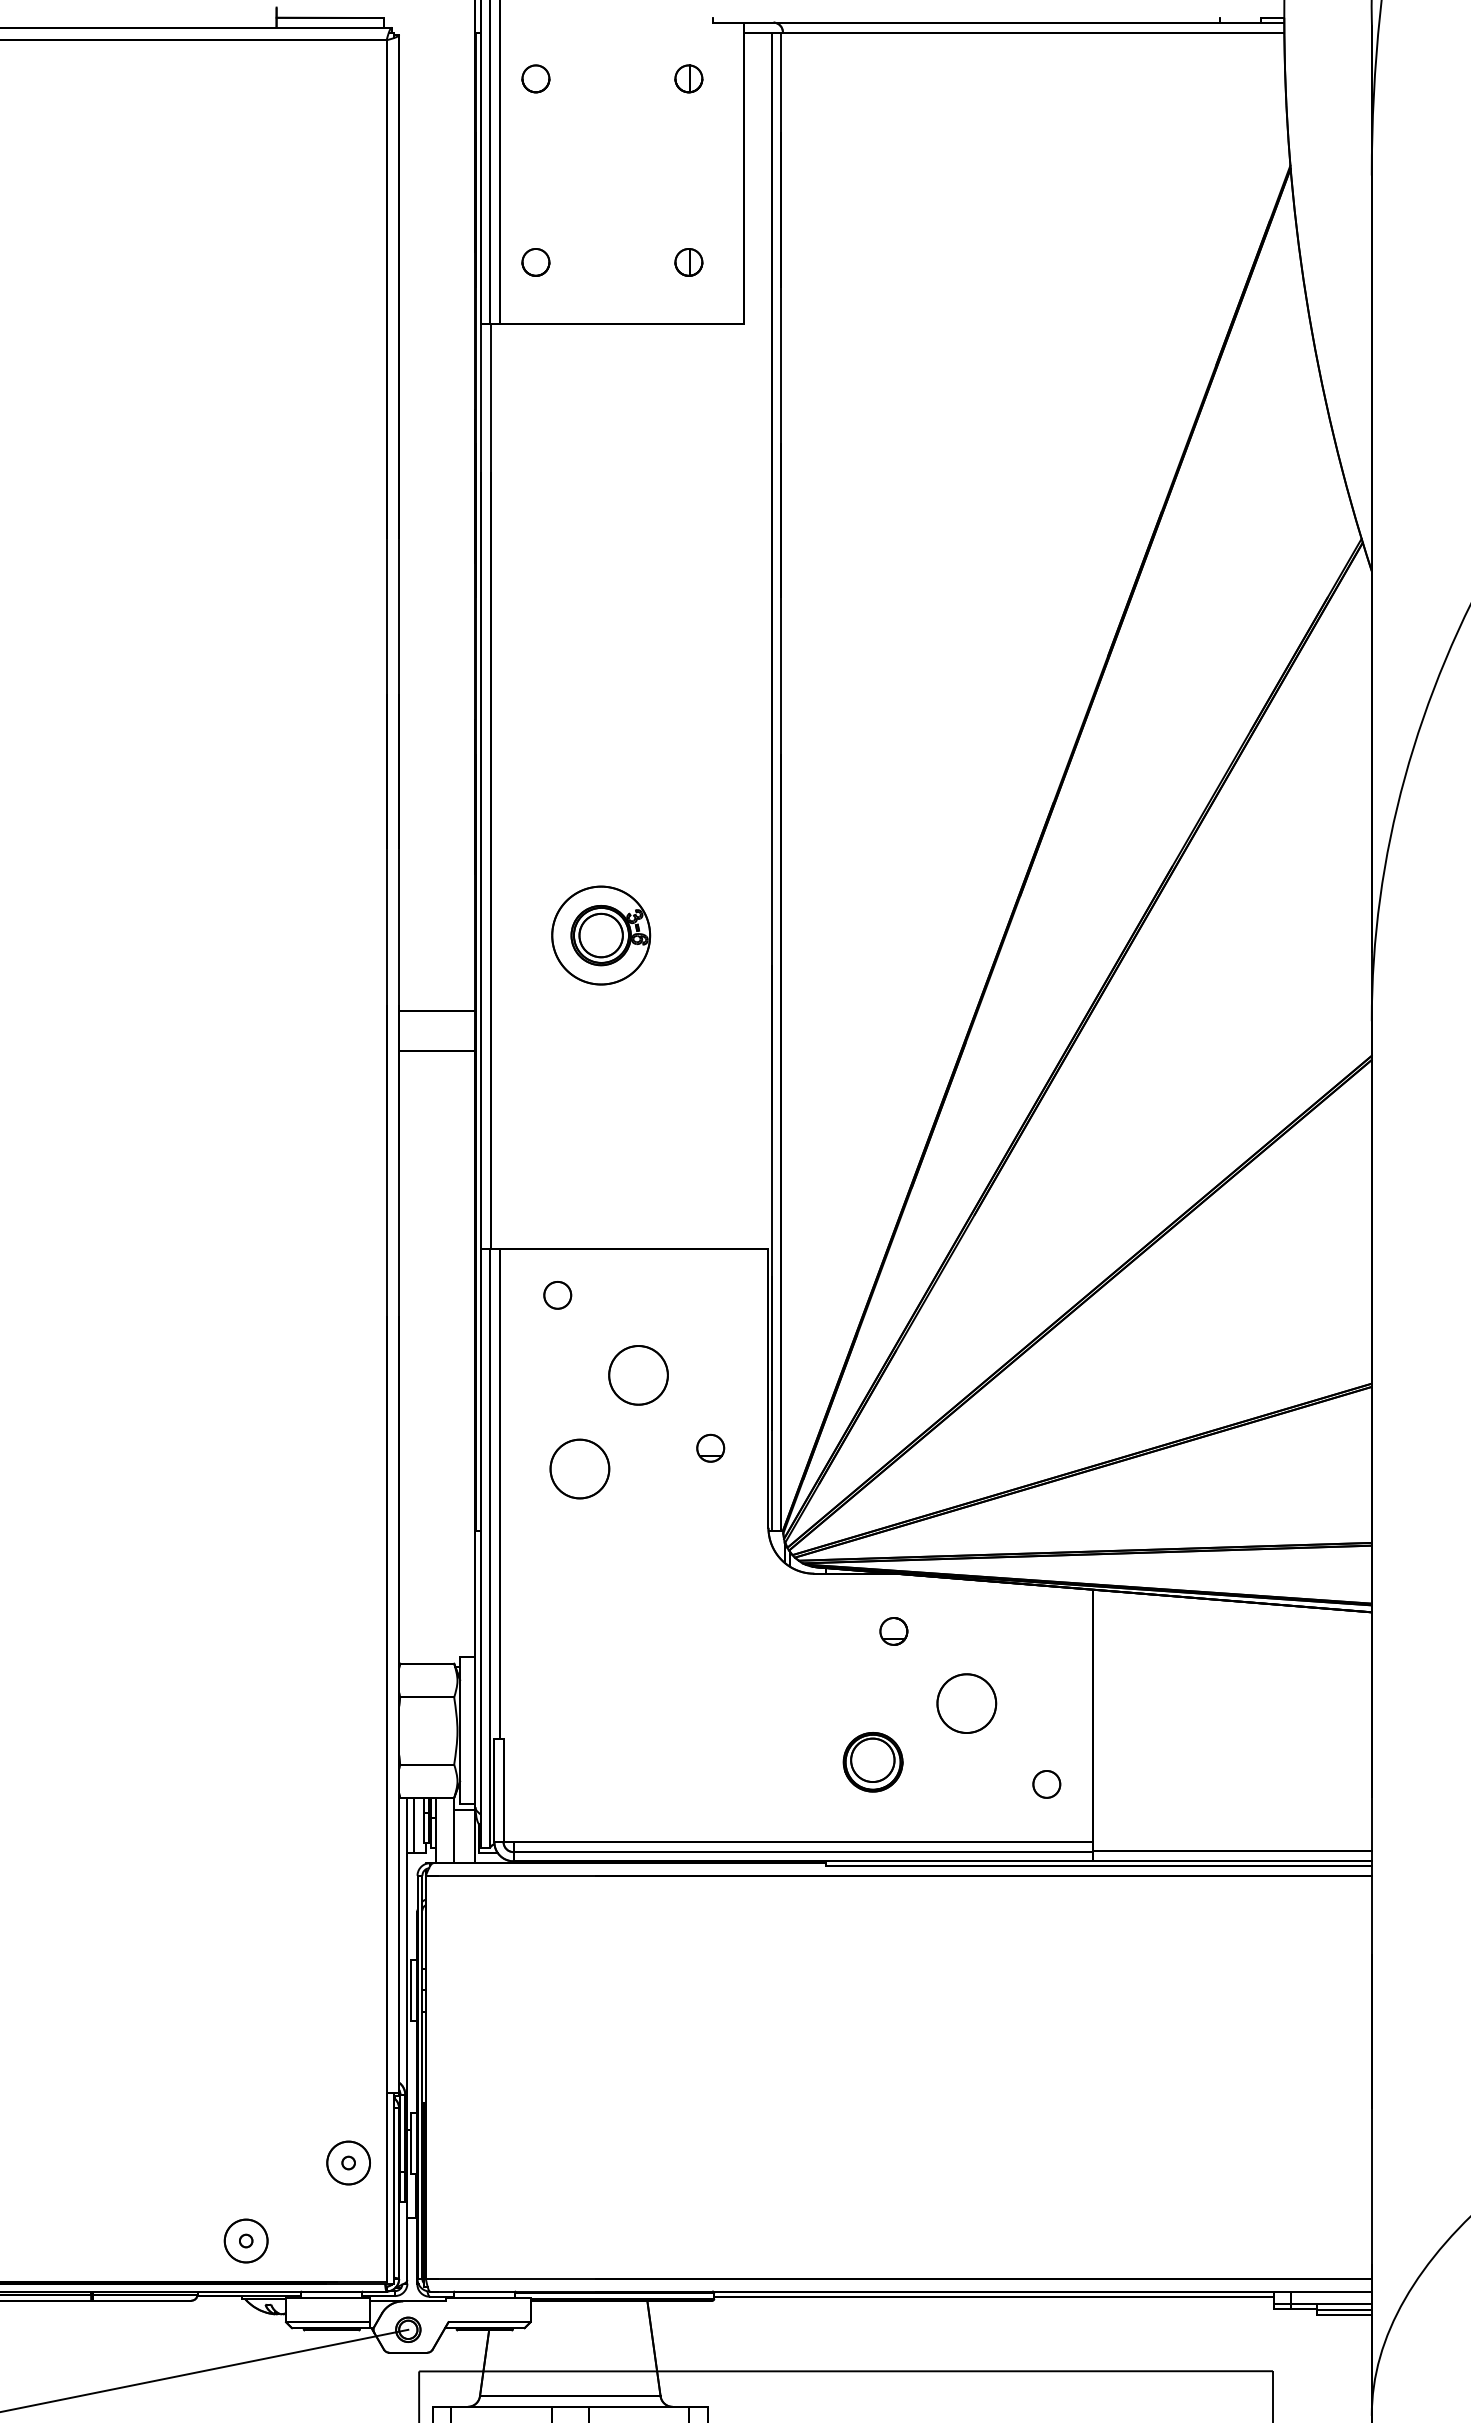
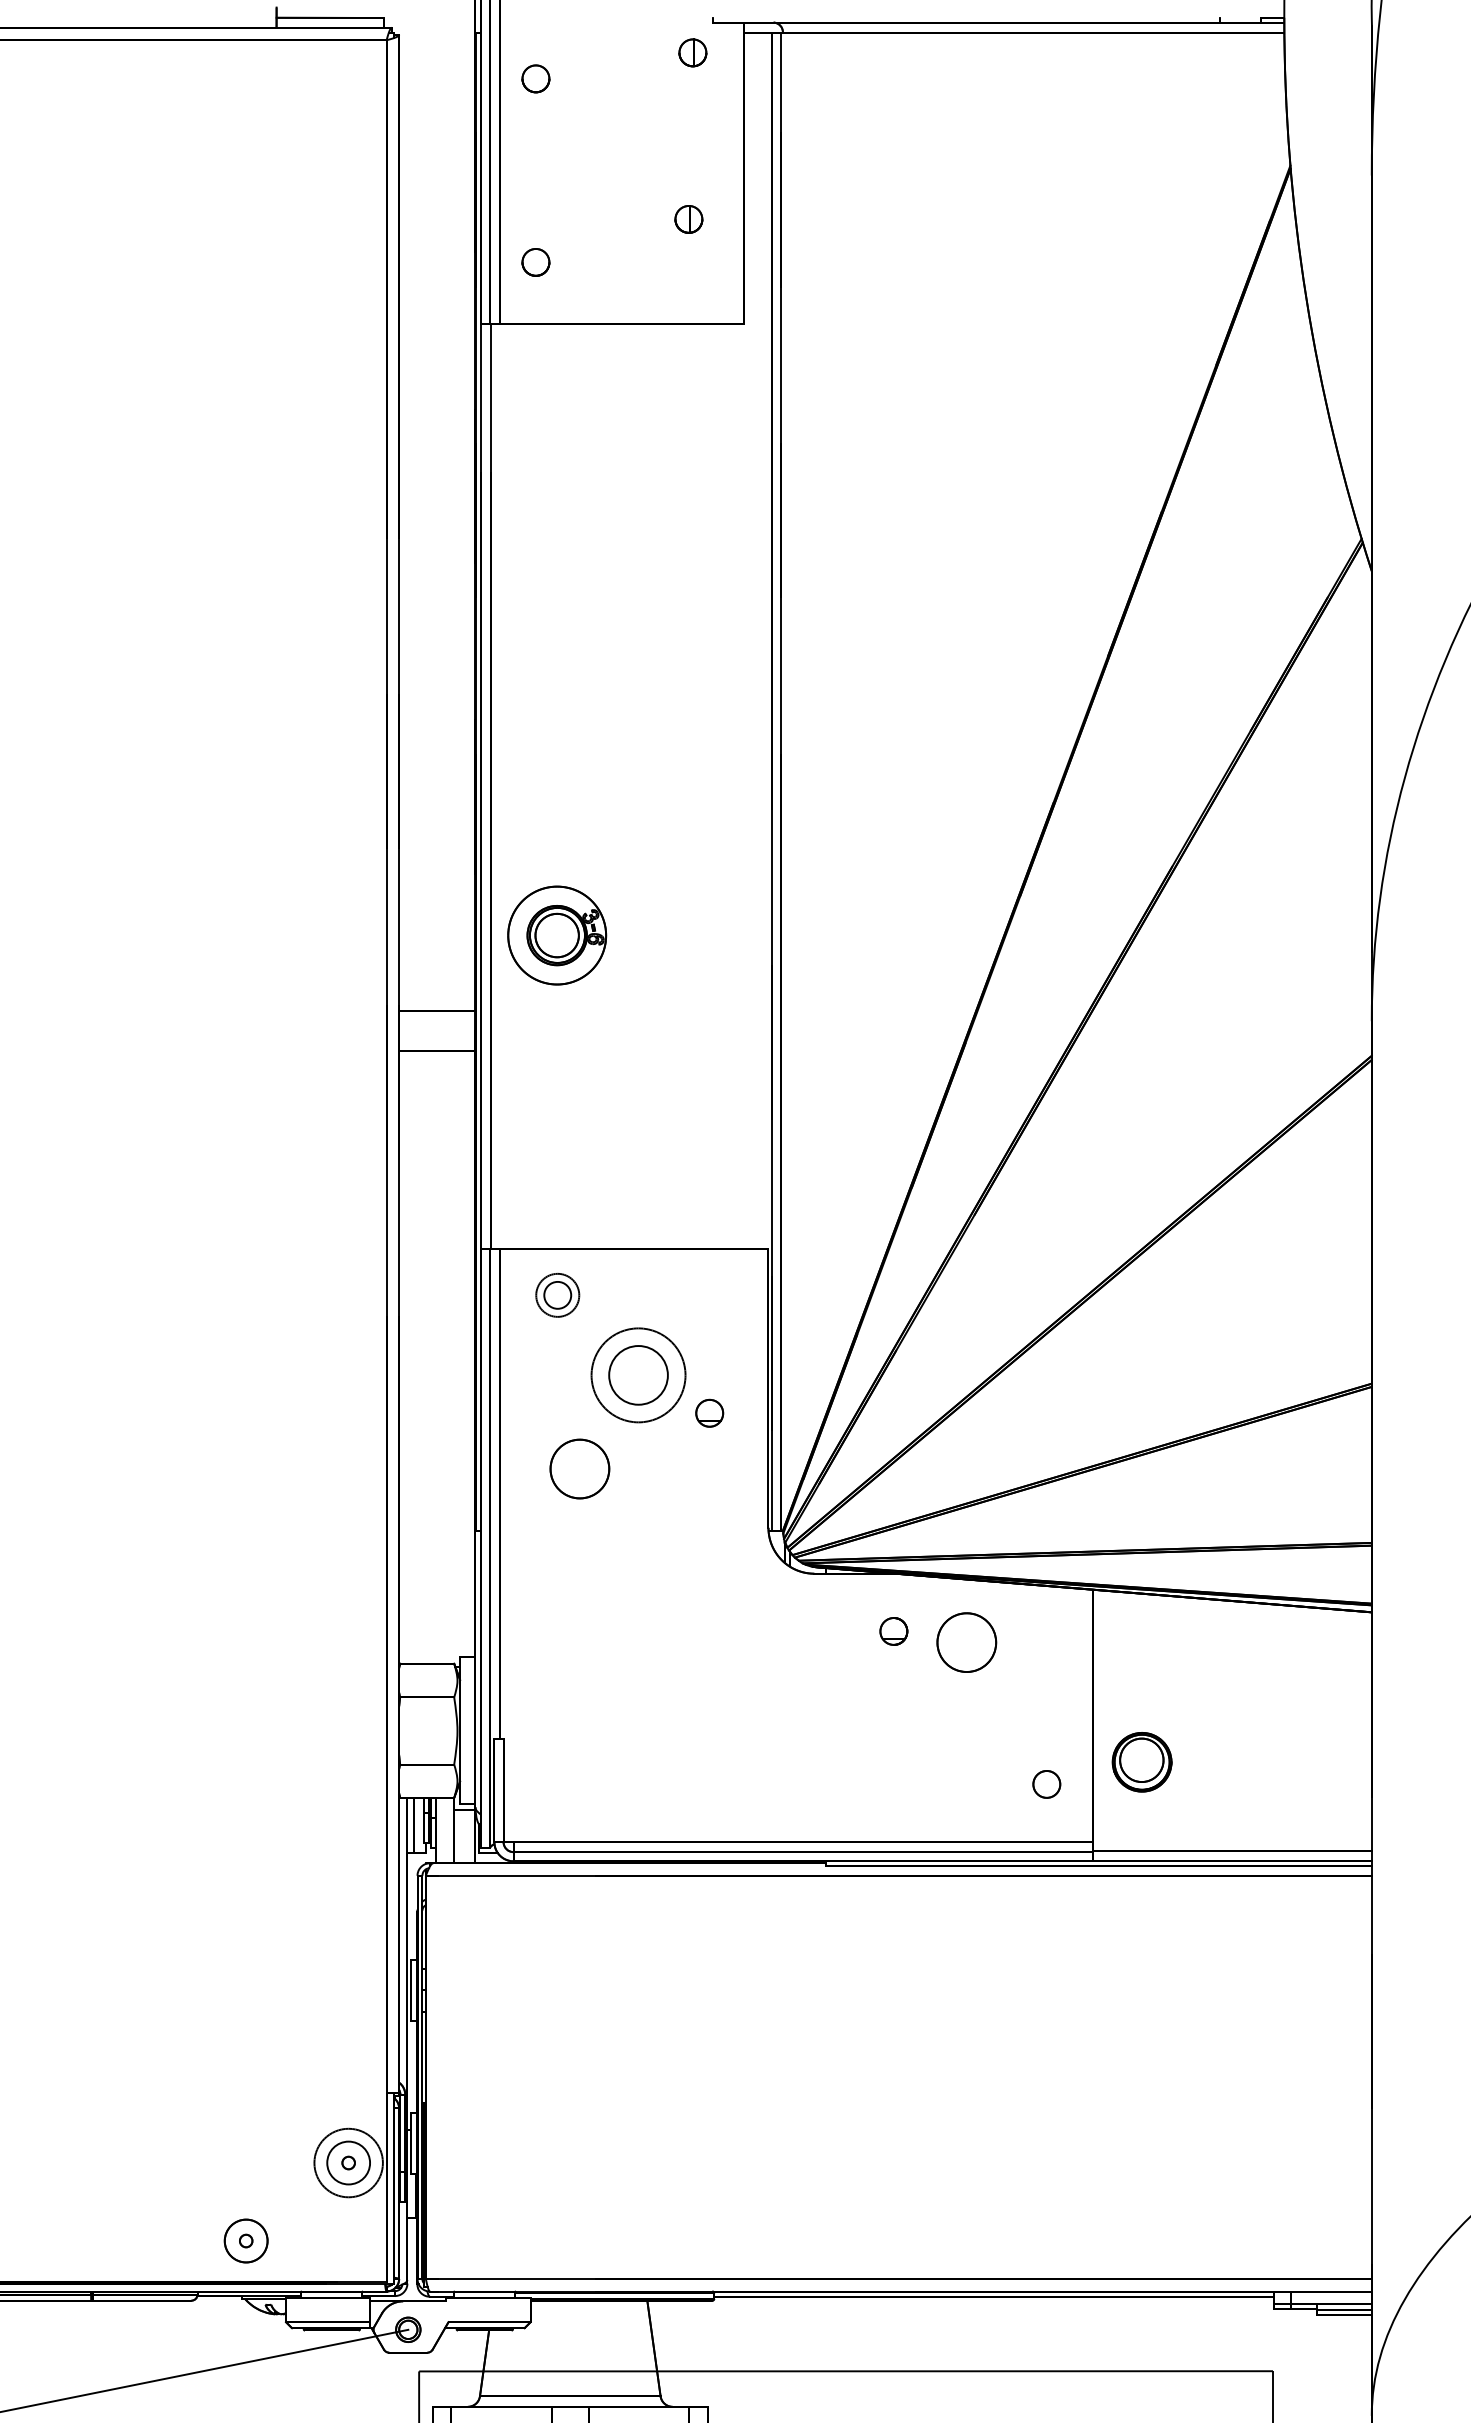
part position: (688, 78) -> (692, 52) (692, 52)
part position: (688, 262) -> (688, 219) (688, 219)
part position: (601, 935) -> (557, 935) (557, 935)
circle diameter: 27 px -> 43 px (557, 1294)
circle diameter: 59 px -> 94 px (638, 1375)
part position: (710, 1447) -> (709, 1412) (709, 1412)
part position: (966, 1703) -> (966, 1642) (966, 1642)
part position: (872, 1762) -> (1141, 1762) (1141, 1762)
circle diameter: 43 px -> 69 px (348, 2162)
